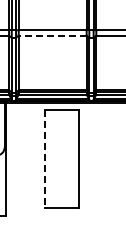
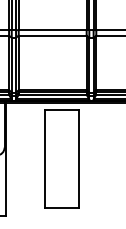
line: dashed -> solid (52, 35)
line: dashed -> solid (44, 159)
